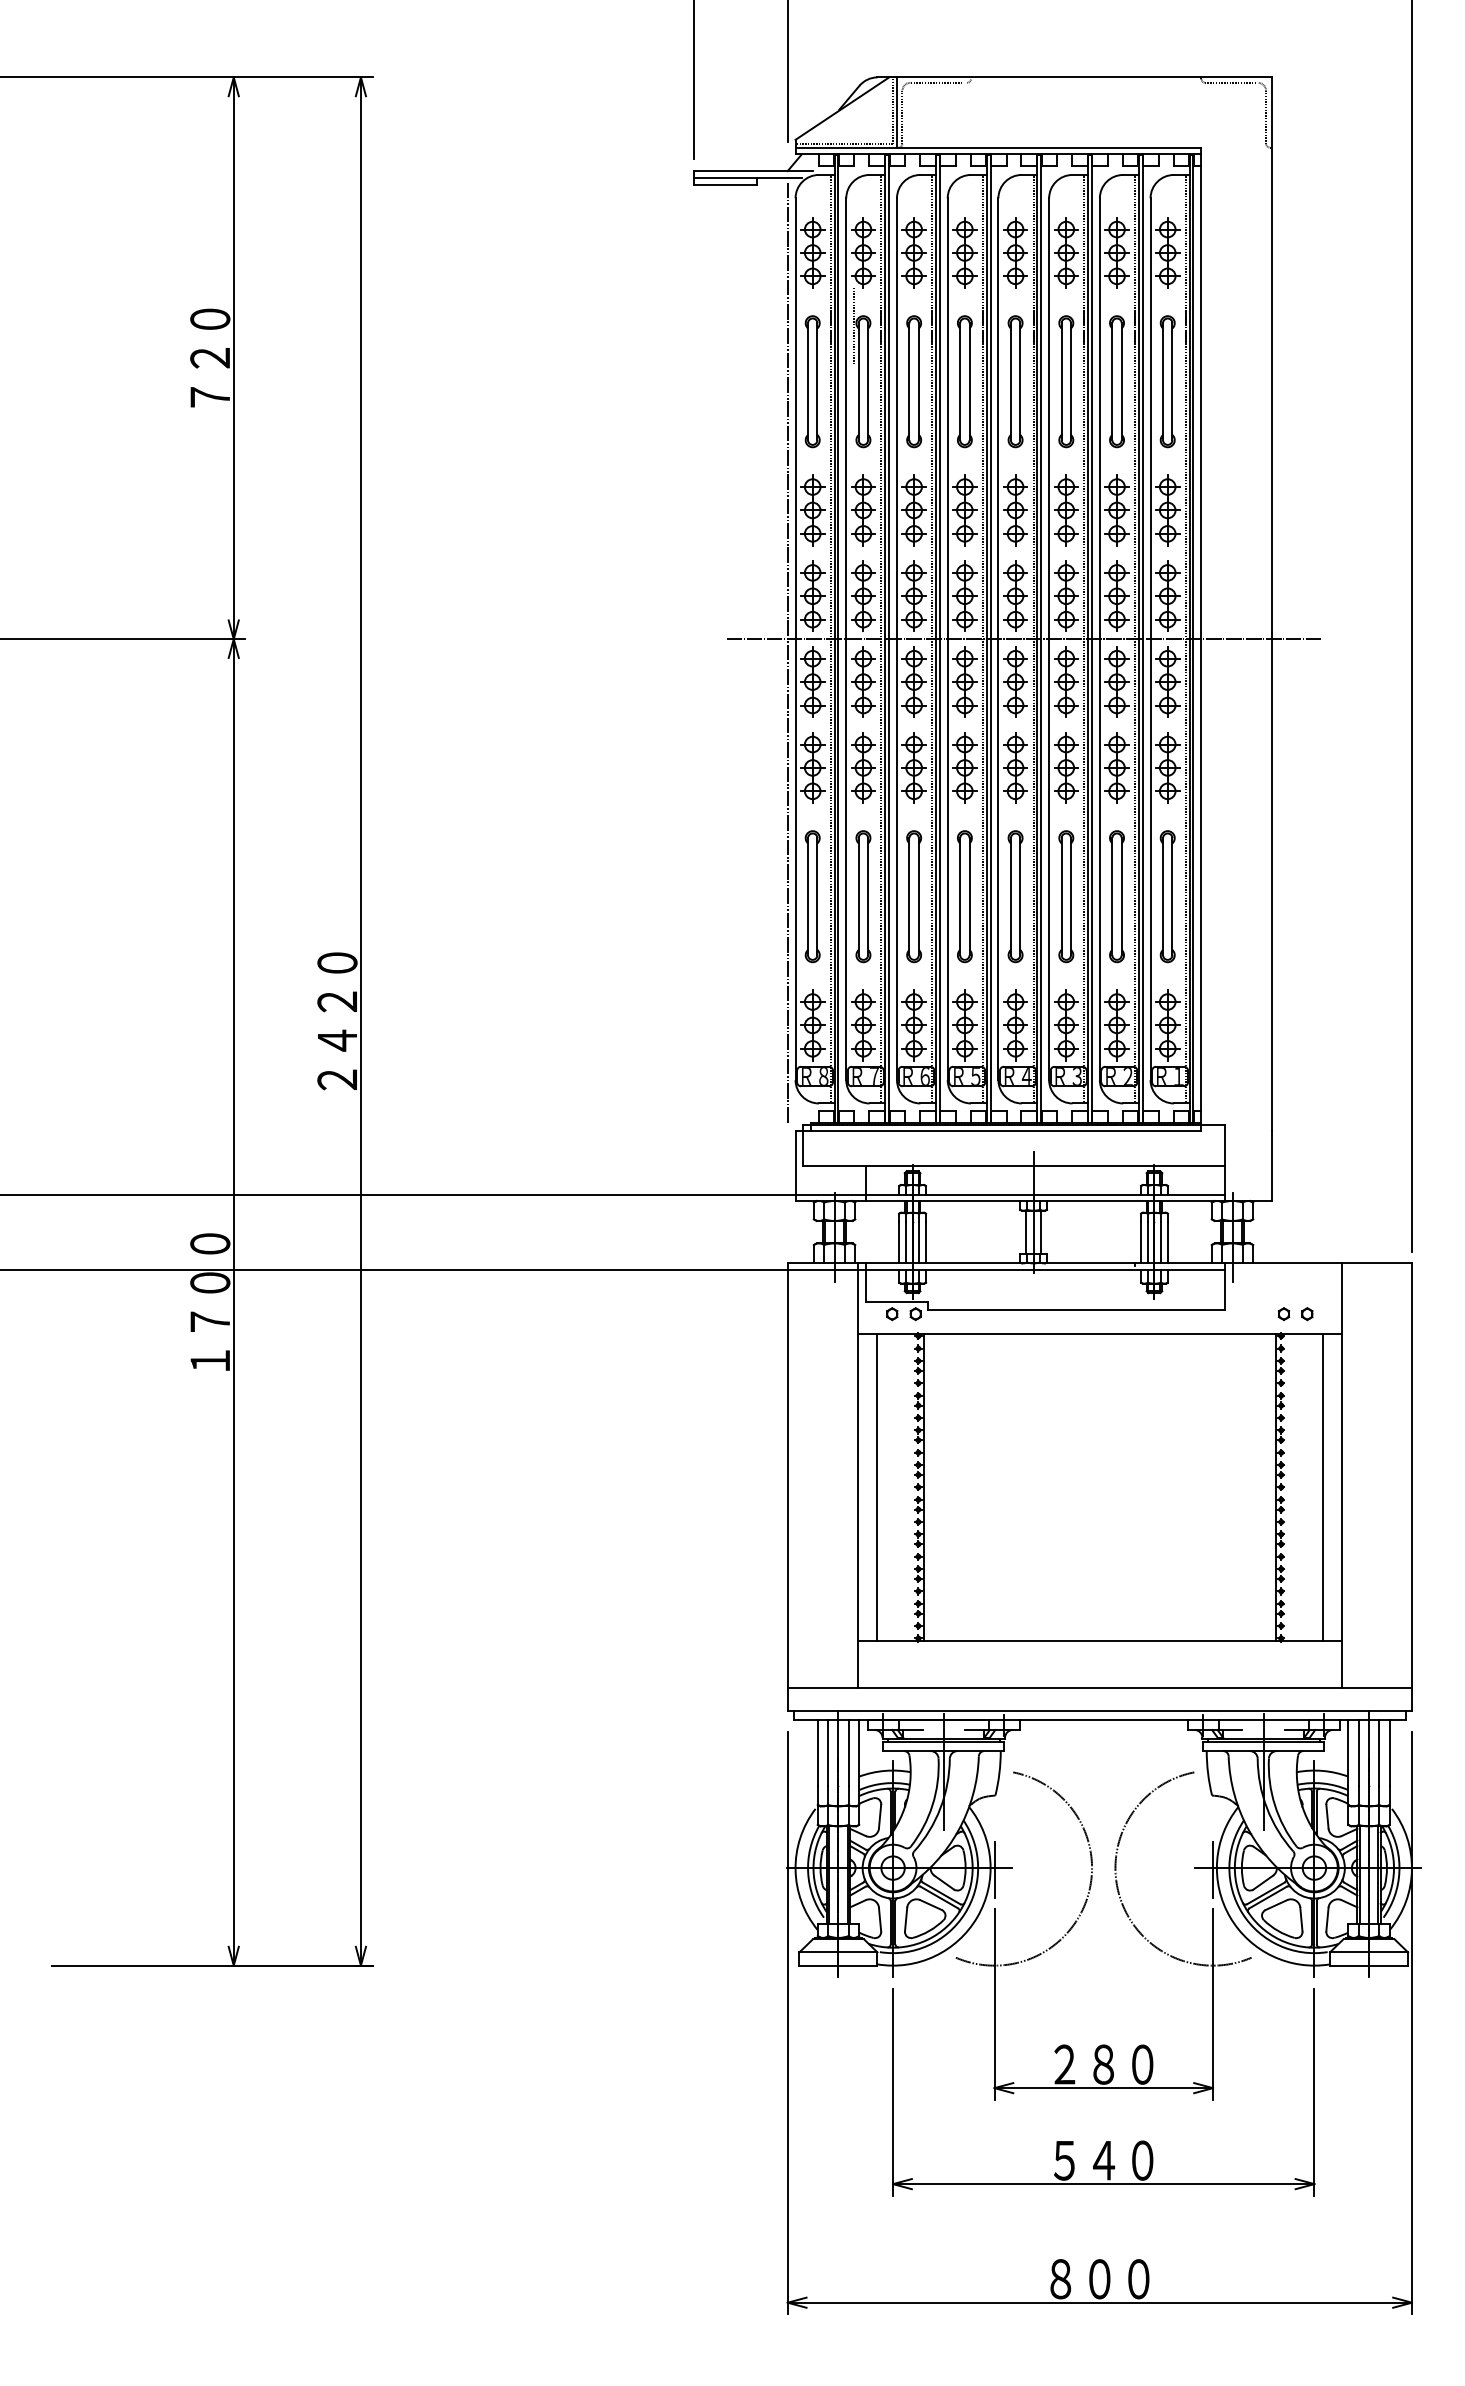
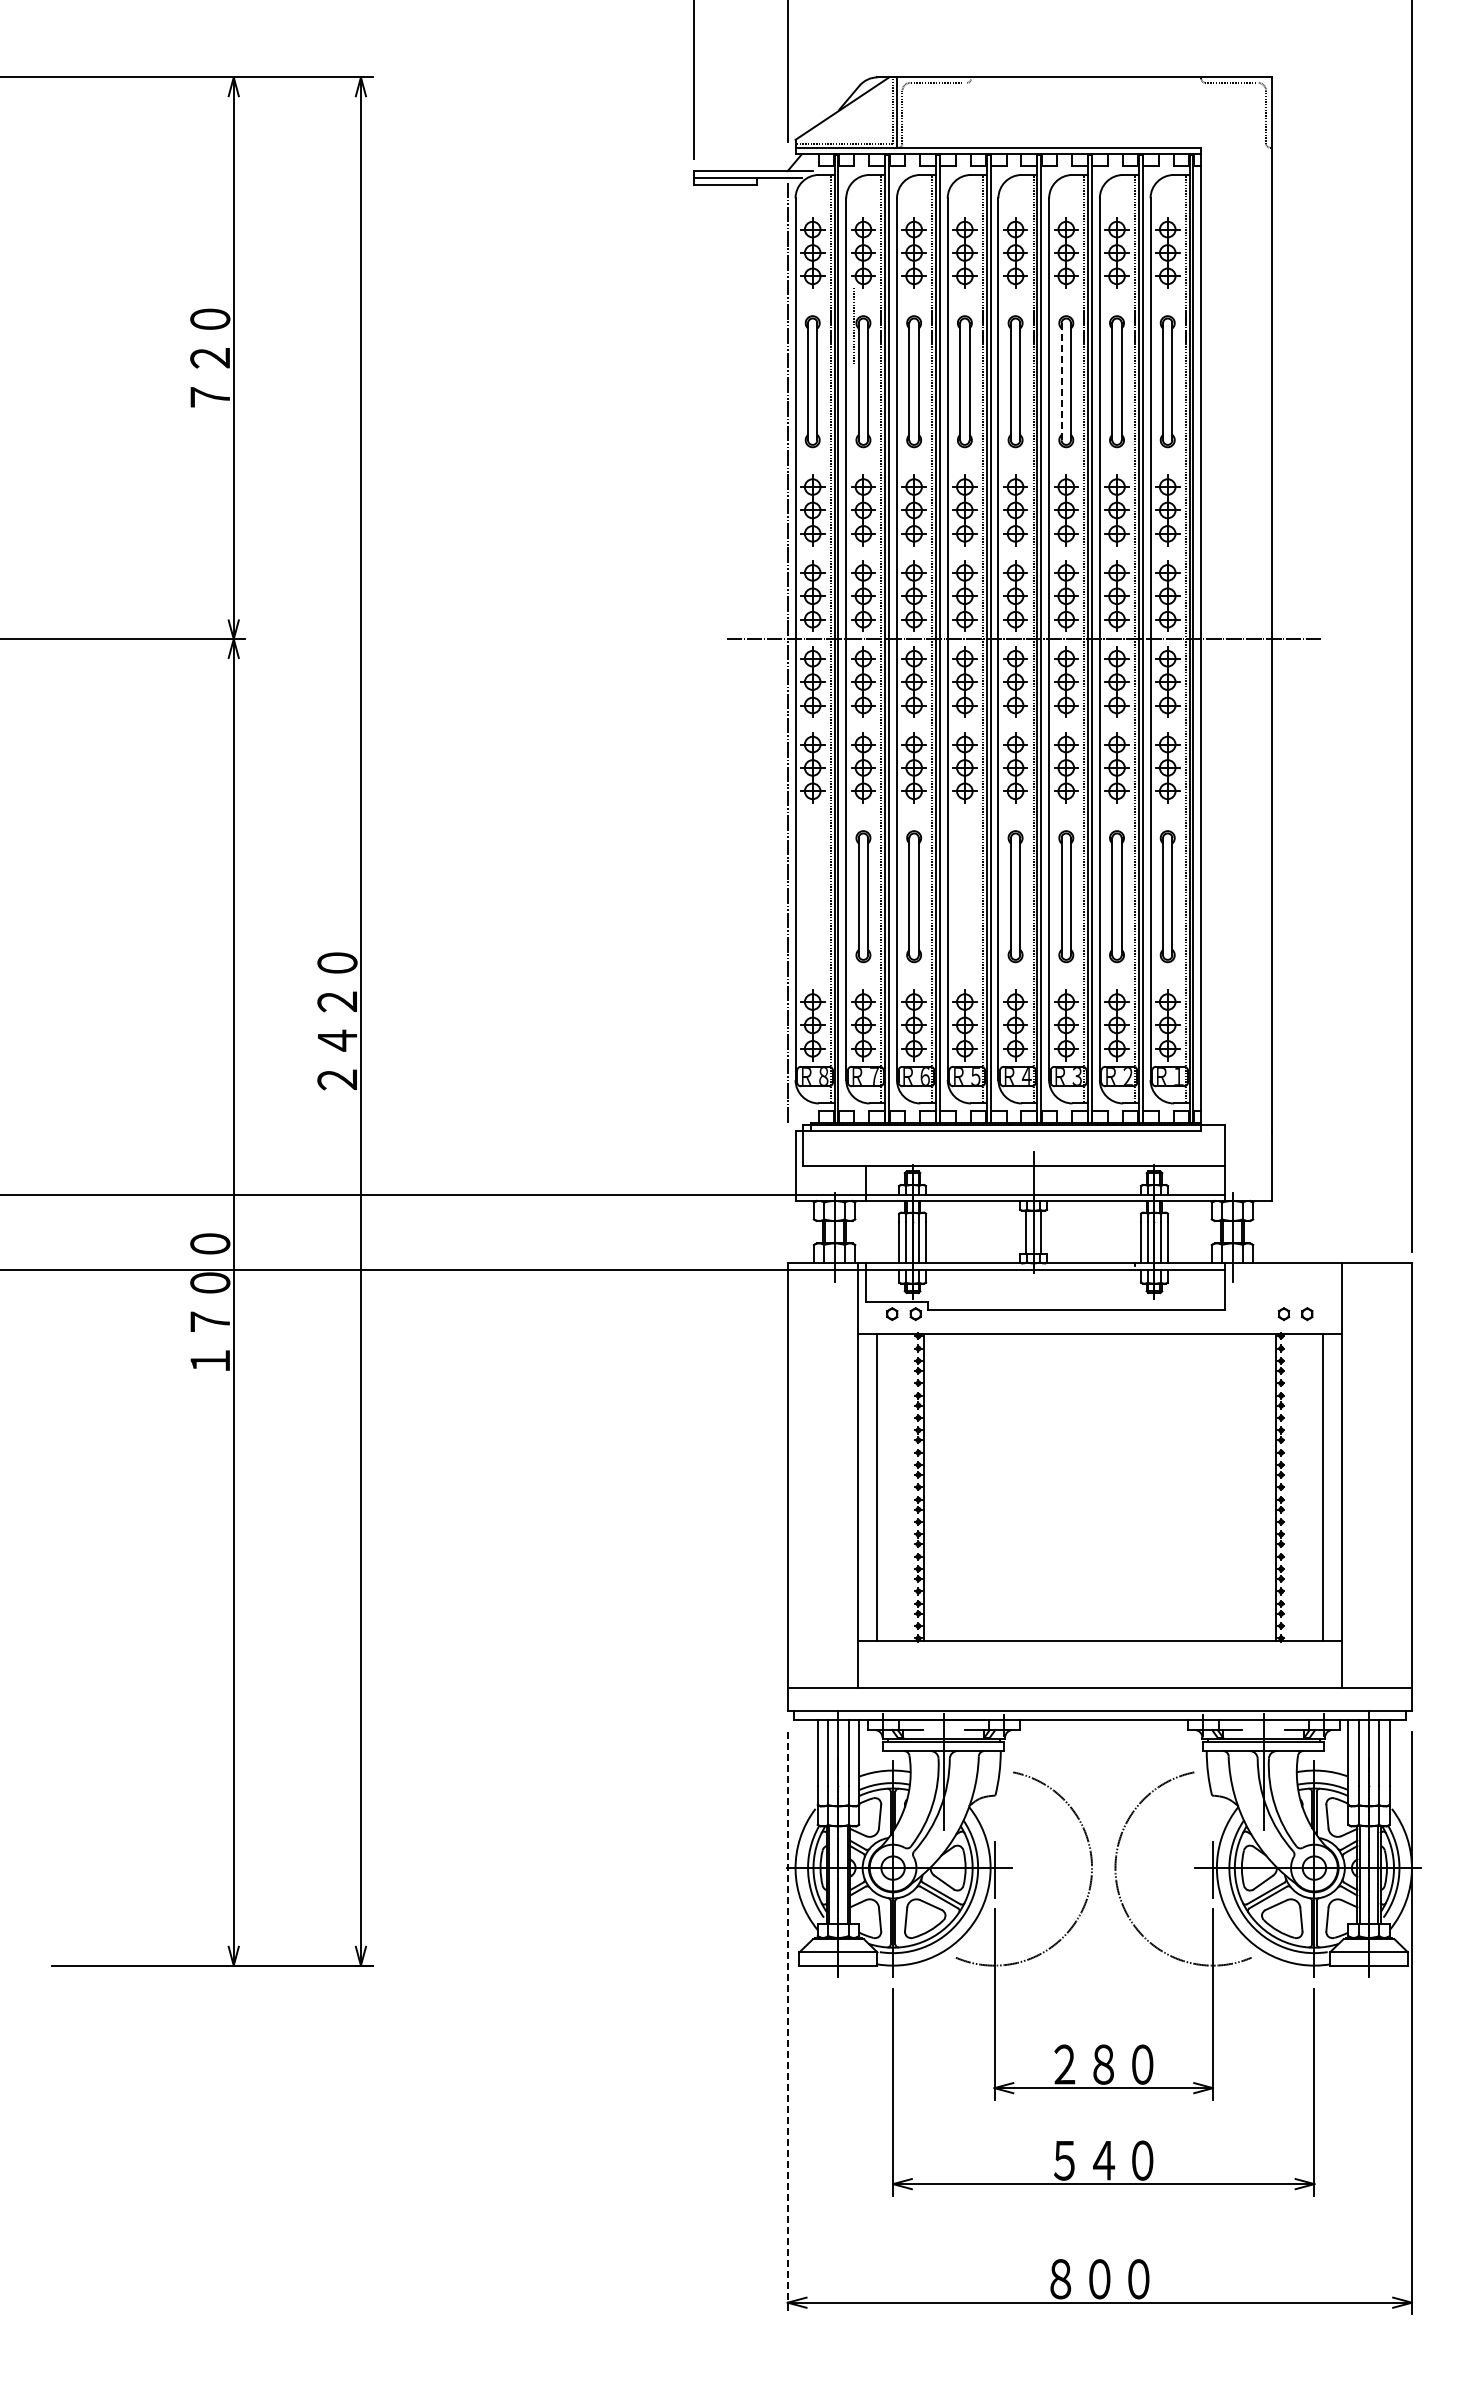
line: solid -> dashed (1061, 381)
part: present -> none (812, 896)
part: present -> none (964, 896)
line: solid -> dashed (787, 2023)
